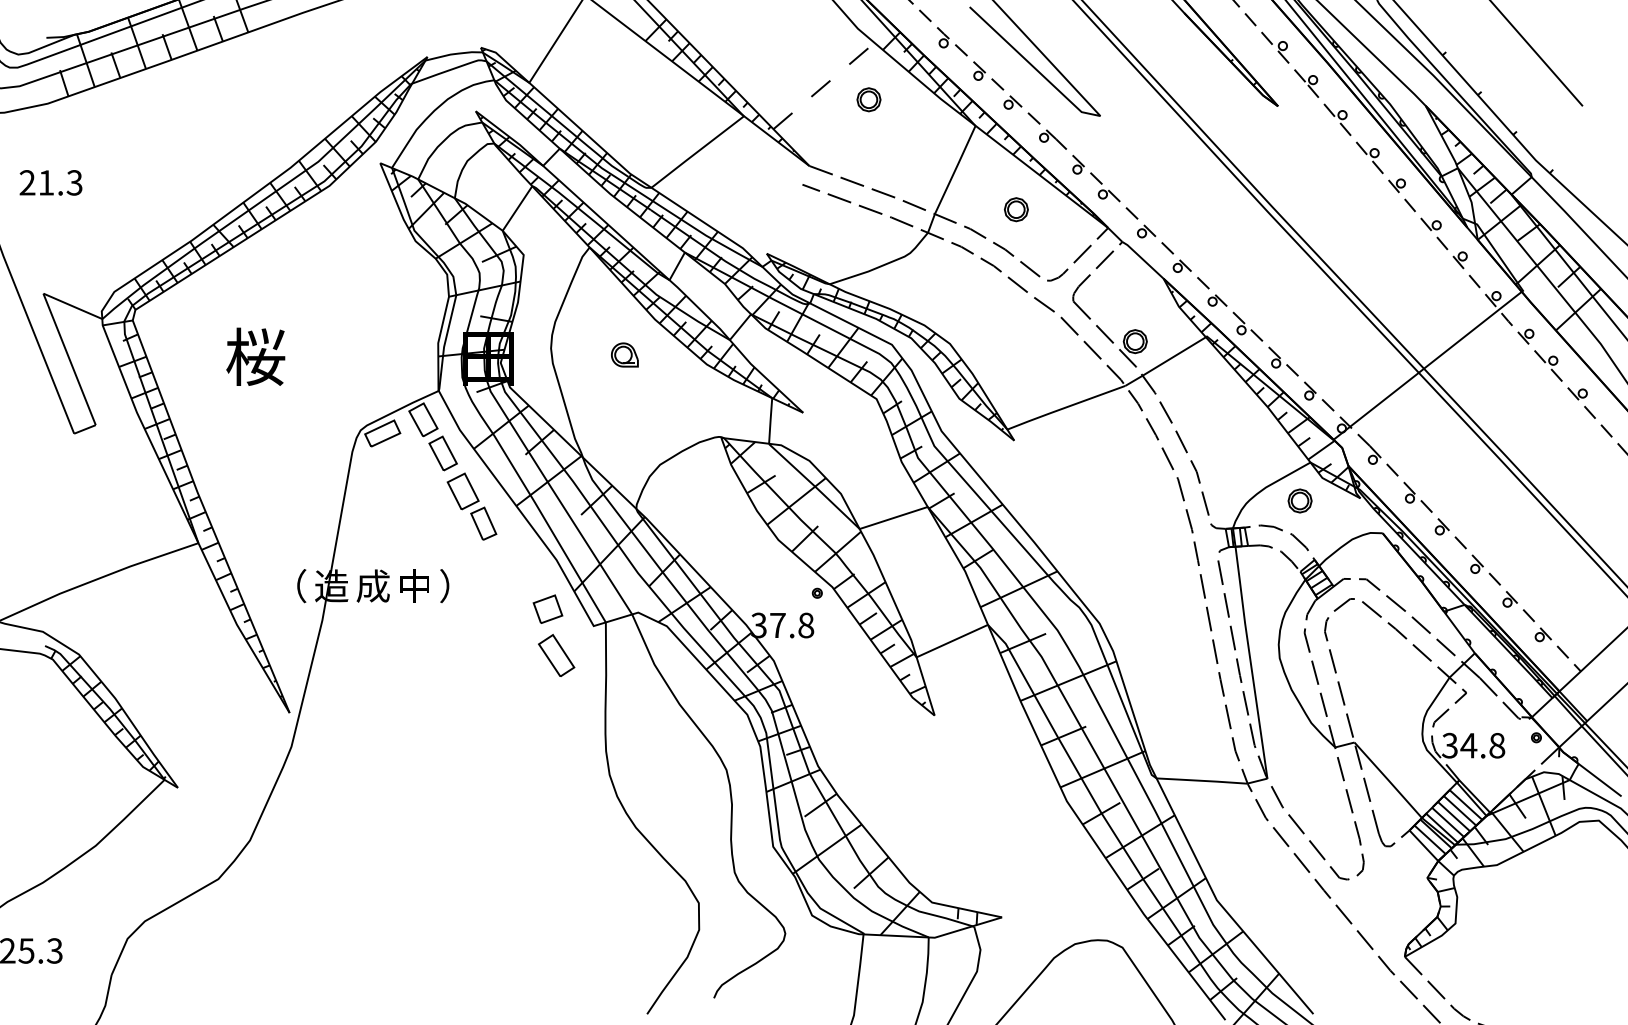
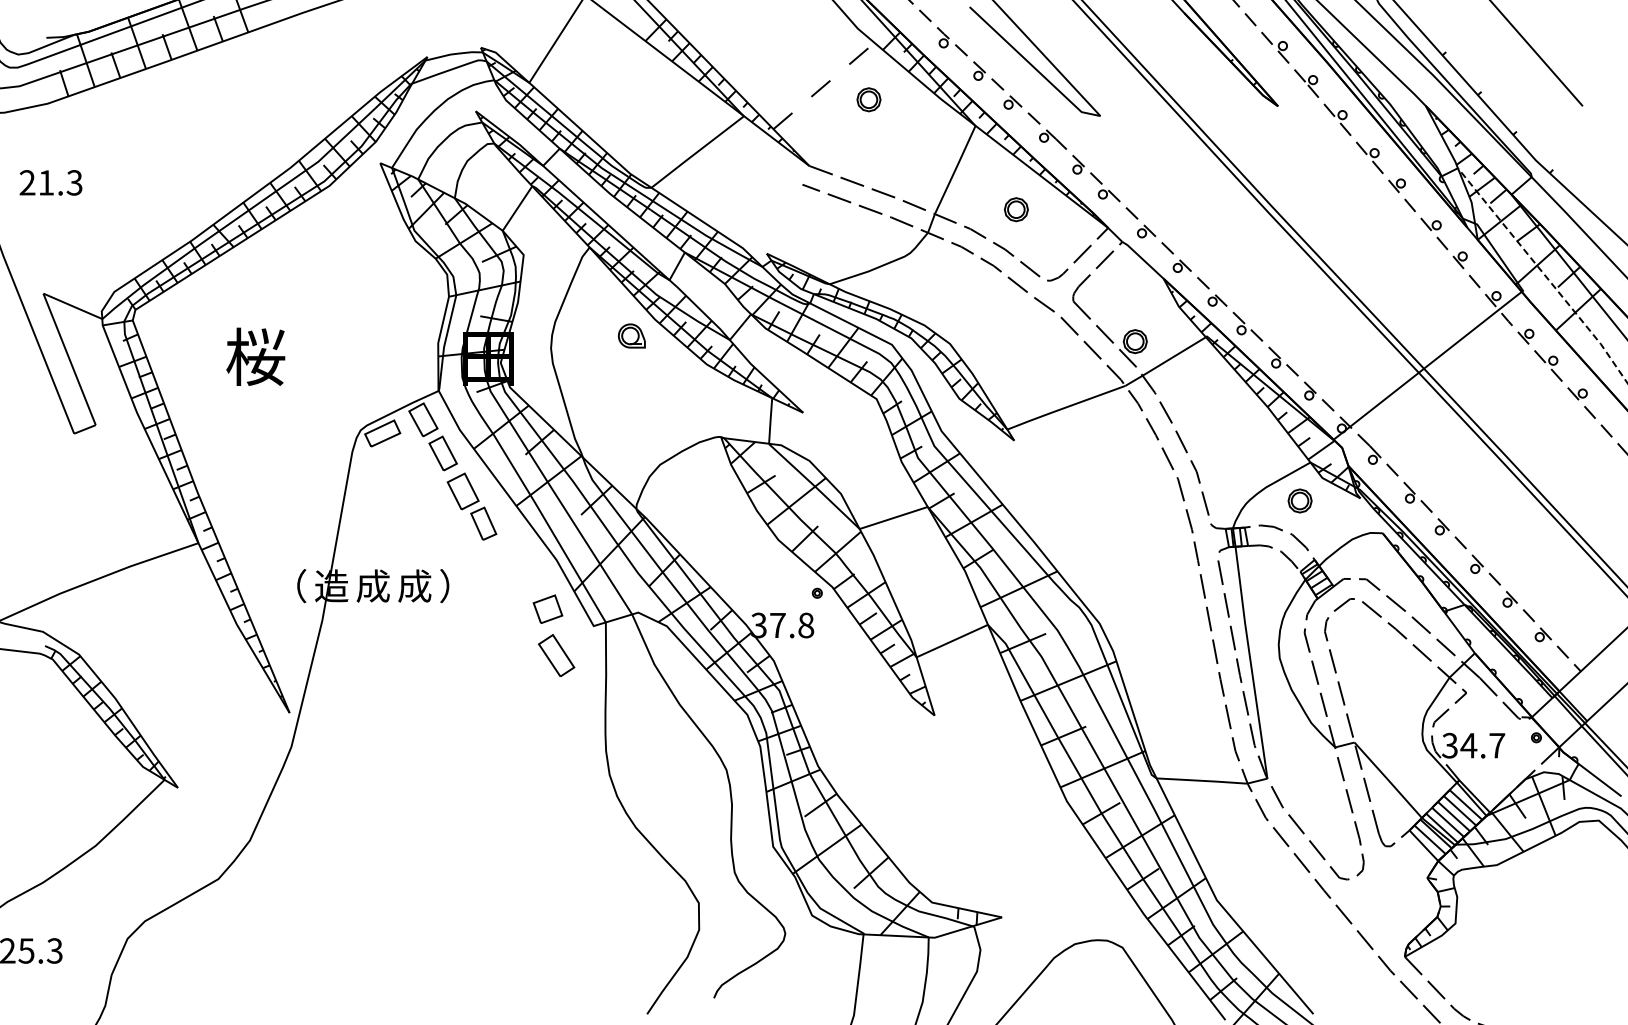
line: solid -> dashed (1544, 275)
part position: (624, 354) -> (631, 335) (631, 335)
text: 中 -> 成 (414, 585)
text: 34.8 -> 34.7 (1497, 745)
